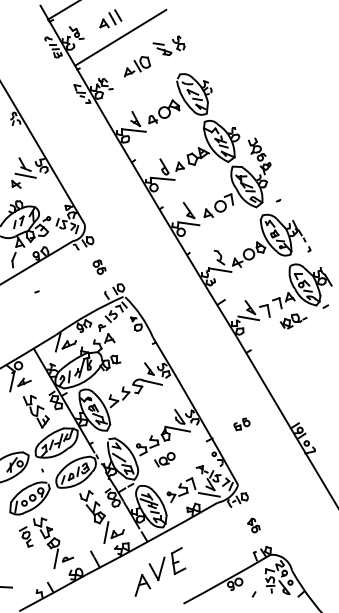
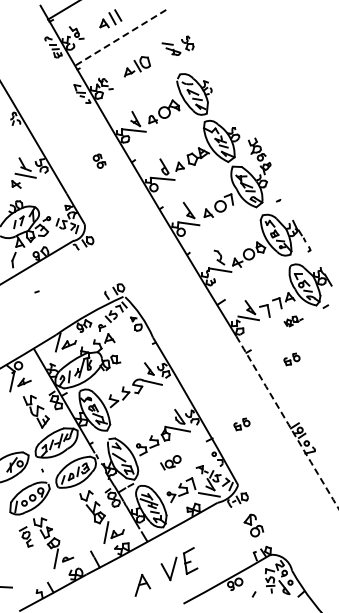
line: solid -> dashed (120, 38)
part position: (168, 45) -> (177, 45) (177, 45)
part position: (99, 266) -> (99, 160) (99, 160)
part size: 29x17 px -> 21x13 px (293, 321)
part: none -> present (291, 359)
arc: solid -> dashed (287, 423)
part position: (164, 459) -> (170, 462) (170, 462)
part size: 14x17 px -> 22x25 px (253, 525)
part position: (167, 564) -> (179, 564) (179, 564)
